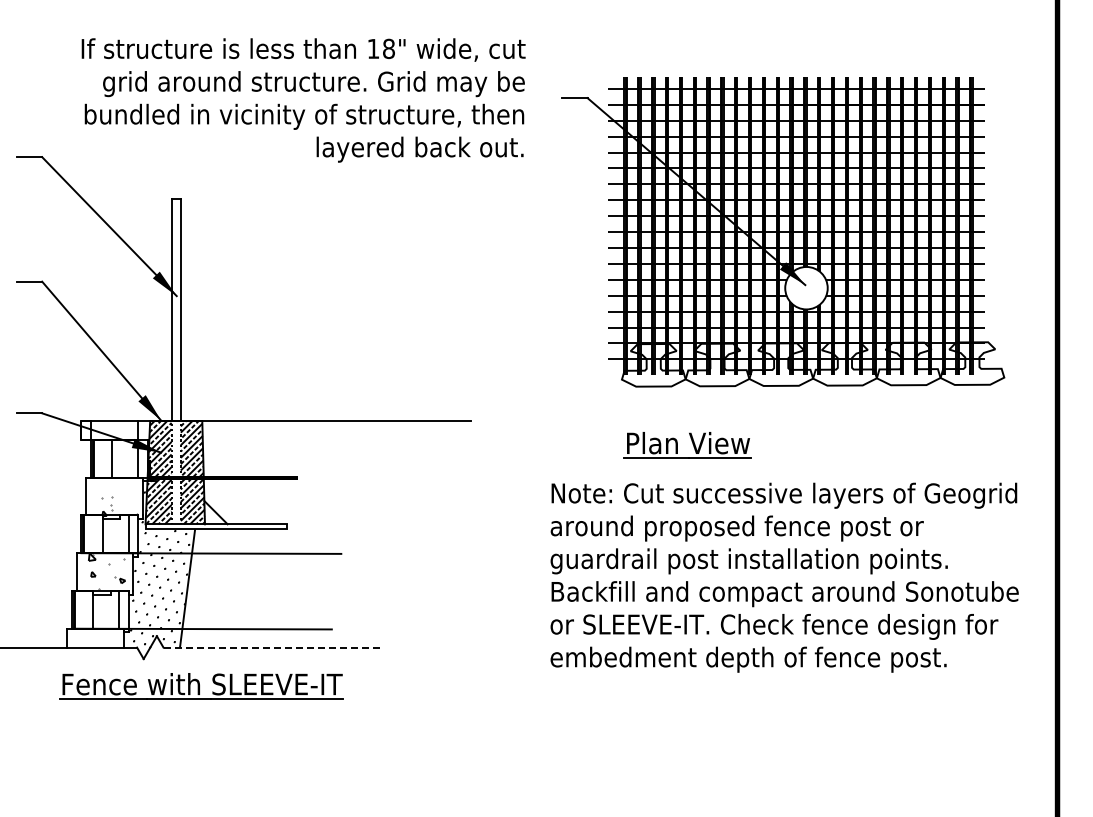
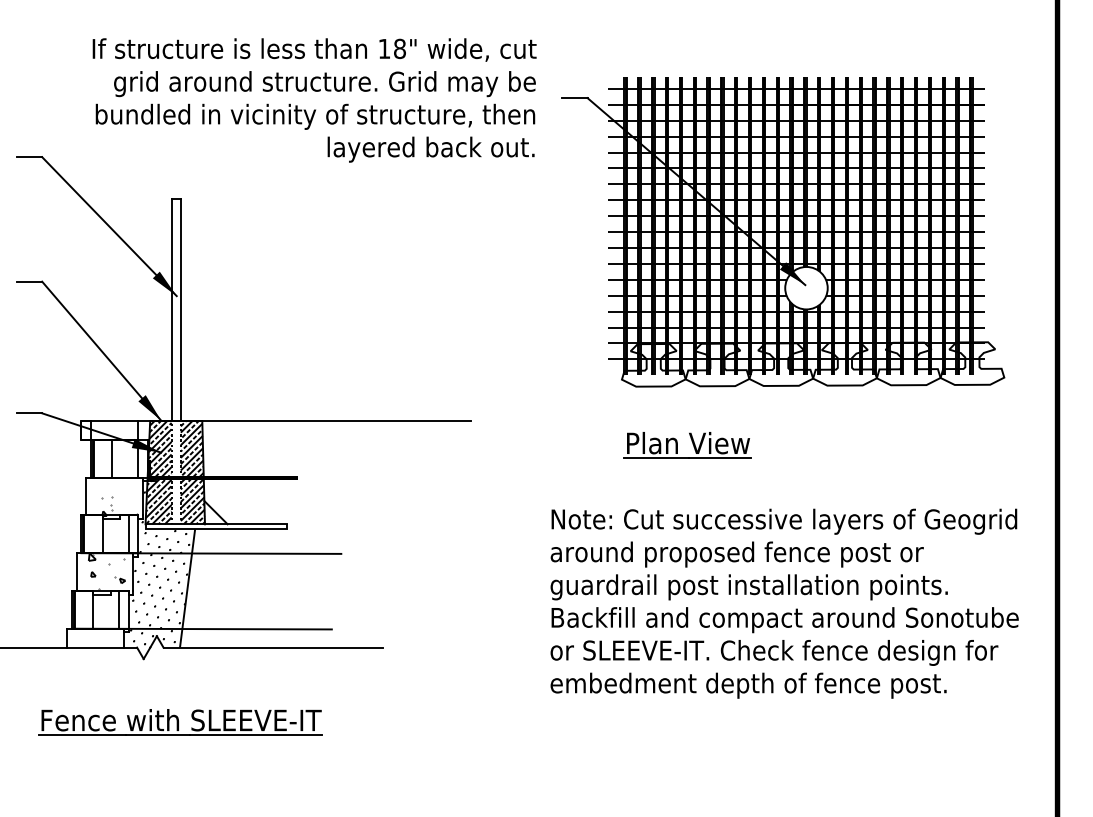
text position: (303, 100) -> (314, 100) (314, 100)
text position: (784, 577) -> (784, 603) (784, 603)
line: dashed -> solid (273, 647)
part position: (201, 686) -> (180, 722) (180, 722)
